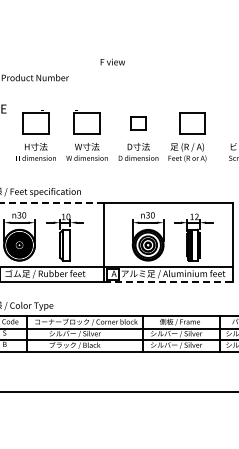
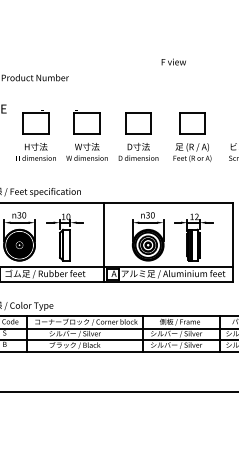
text position: (112, 61) -> (173, 61) (173, 61)
part size: 17x15 px -> 27x23 px (138, 123)
text position: (187, 152) -> (192, 152) (192, 152)
line: dashed -> solid (52, 202)
line: dashed -> solid (169, 282)
